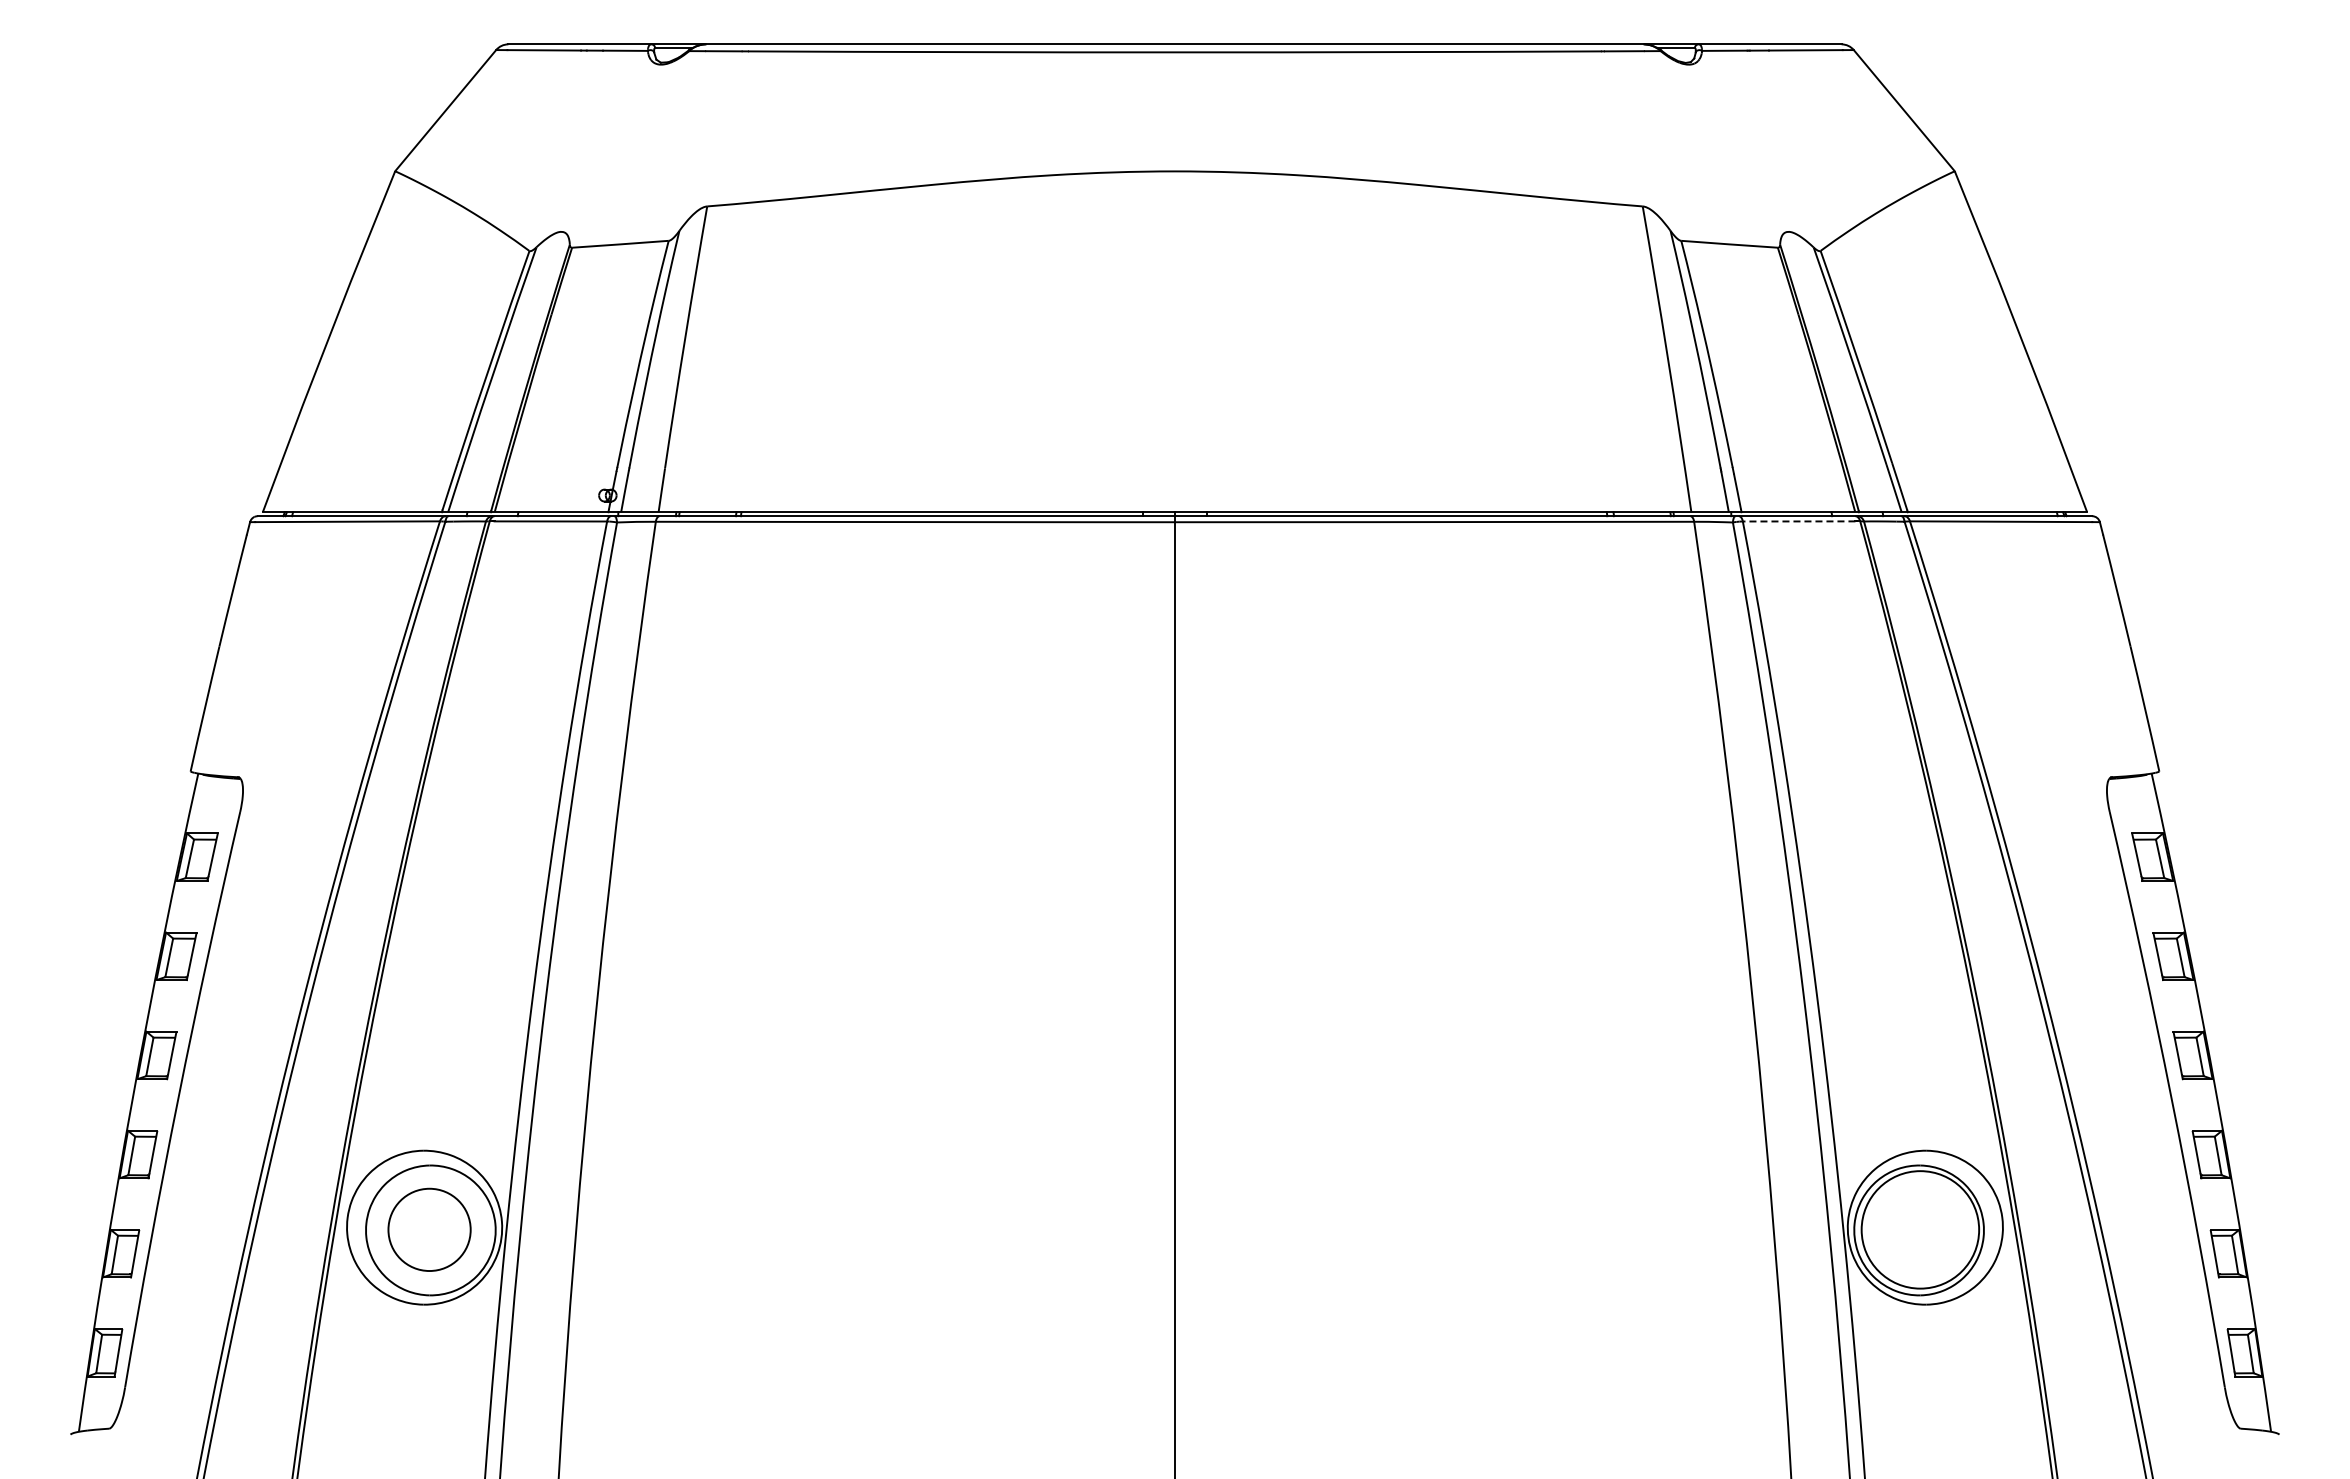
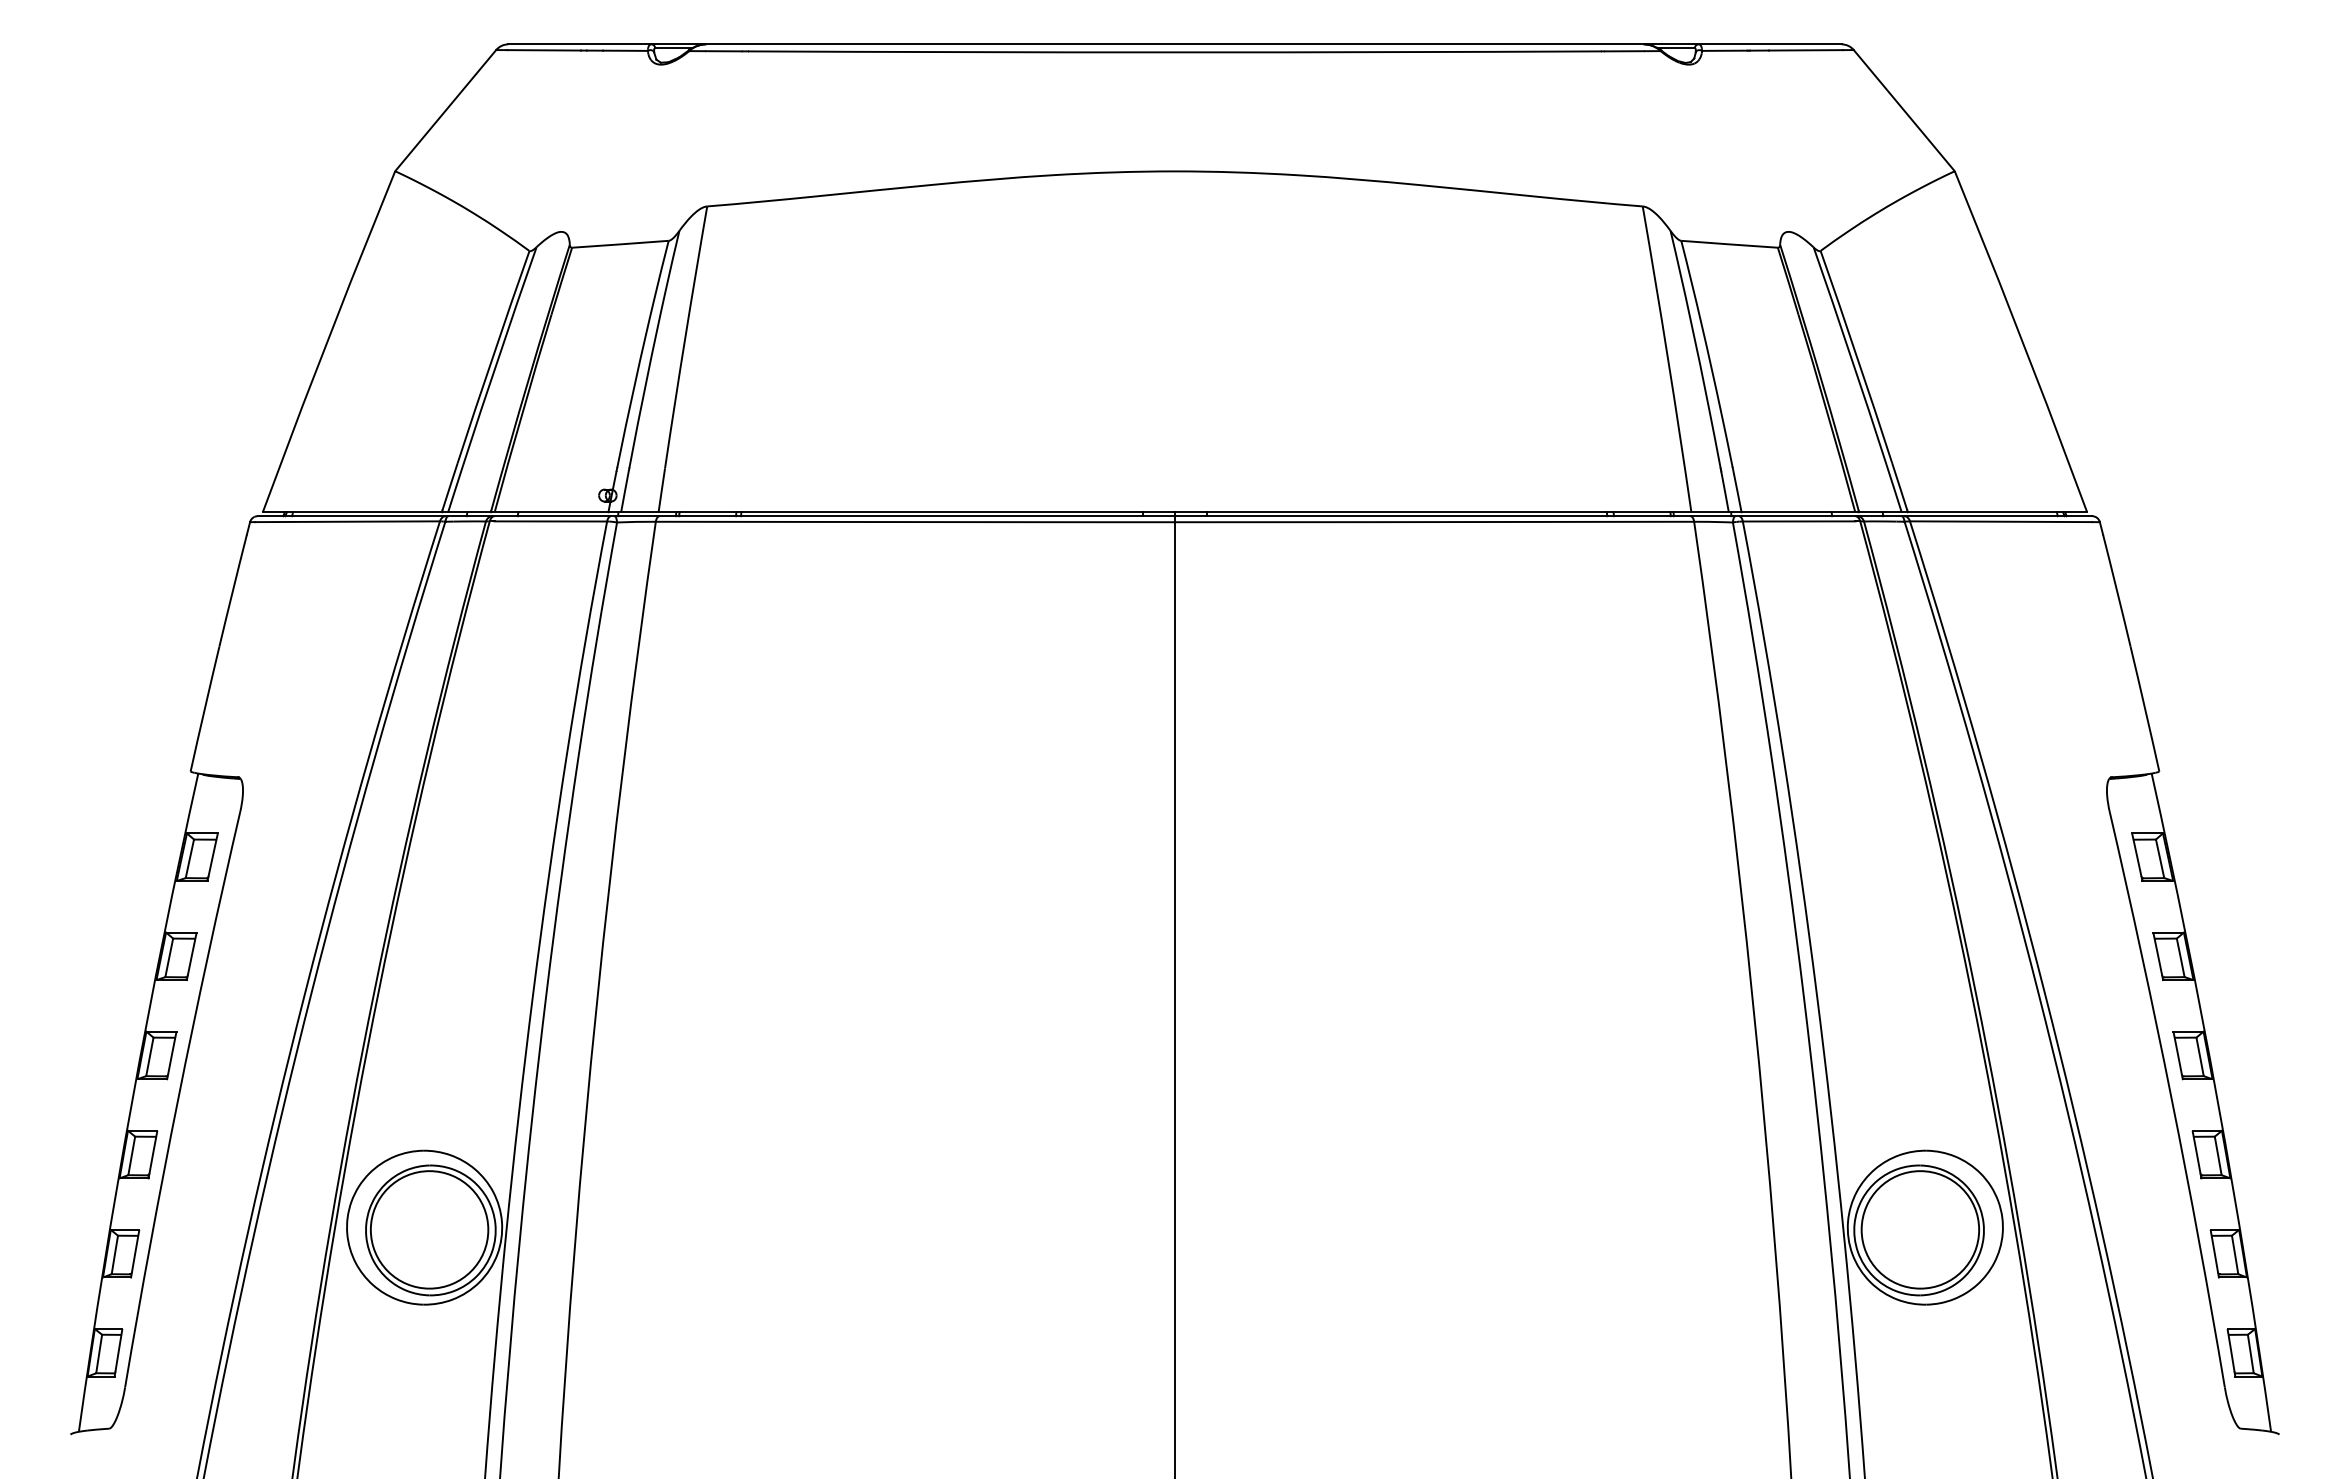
line: dashed -> solid (1798, 521)
circle diameter: 82 px -> 117 px (429, 1229)
